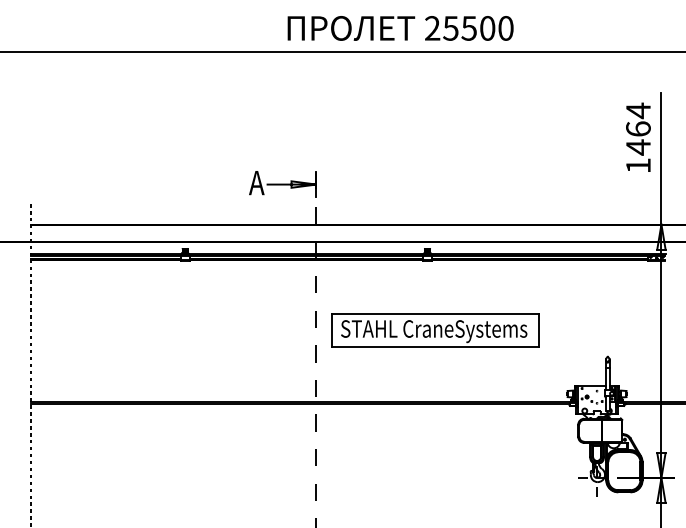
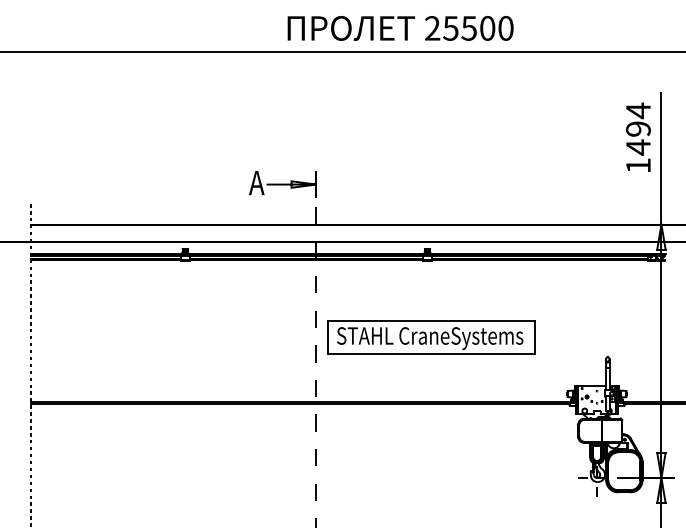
text: 1464 -> 1494 (638, 128)
part position: (435, 330) -> (431, 337) (431, 337)
